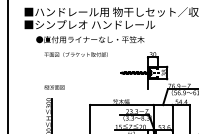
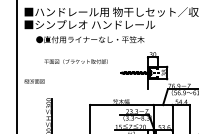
text position: (75, 54) -> (75, 61) (75, 61)
line position: (7, 66) -> (16, 66) (16, 66)
text position: (54, 87) -> (34, 81) (34, 81)
